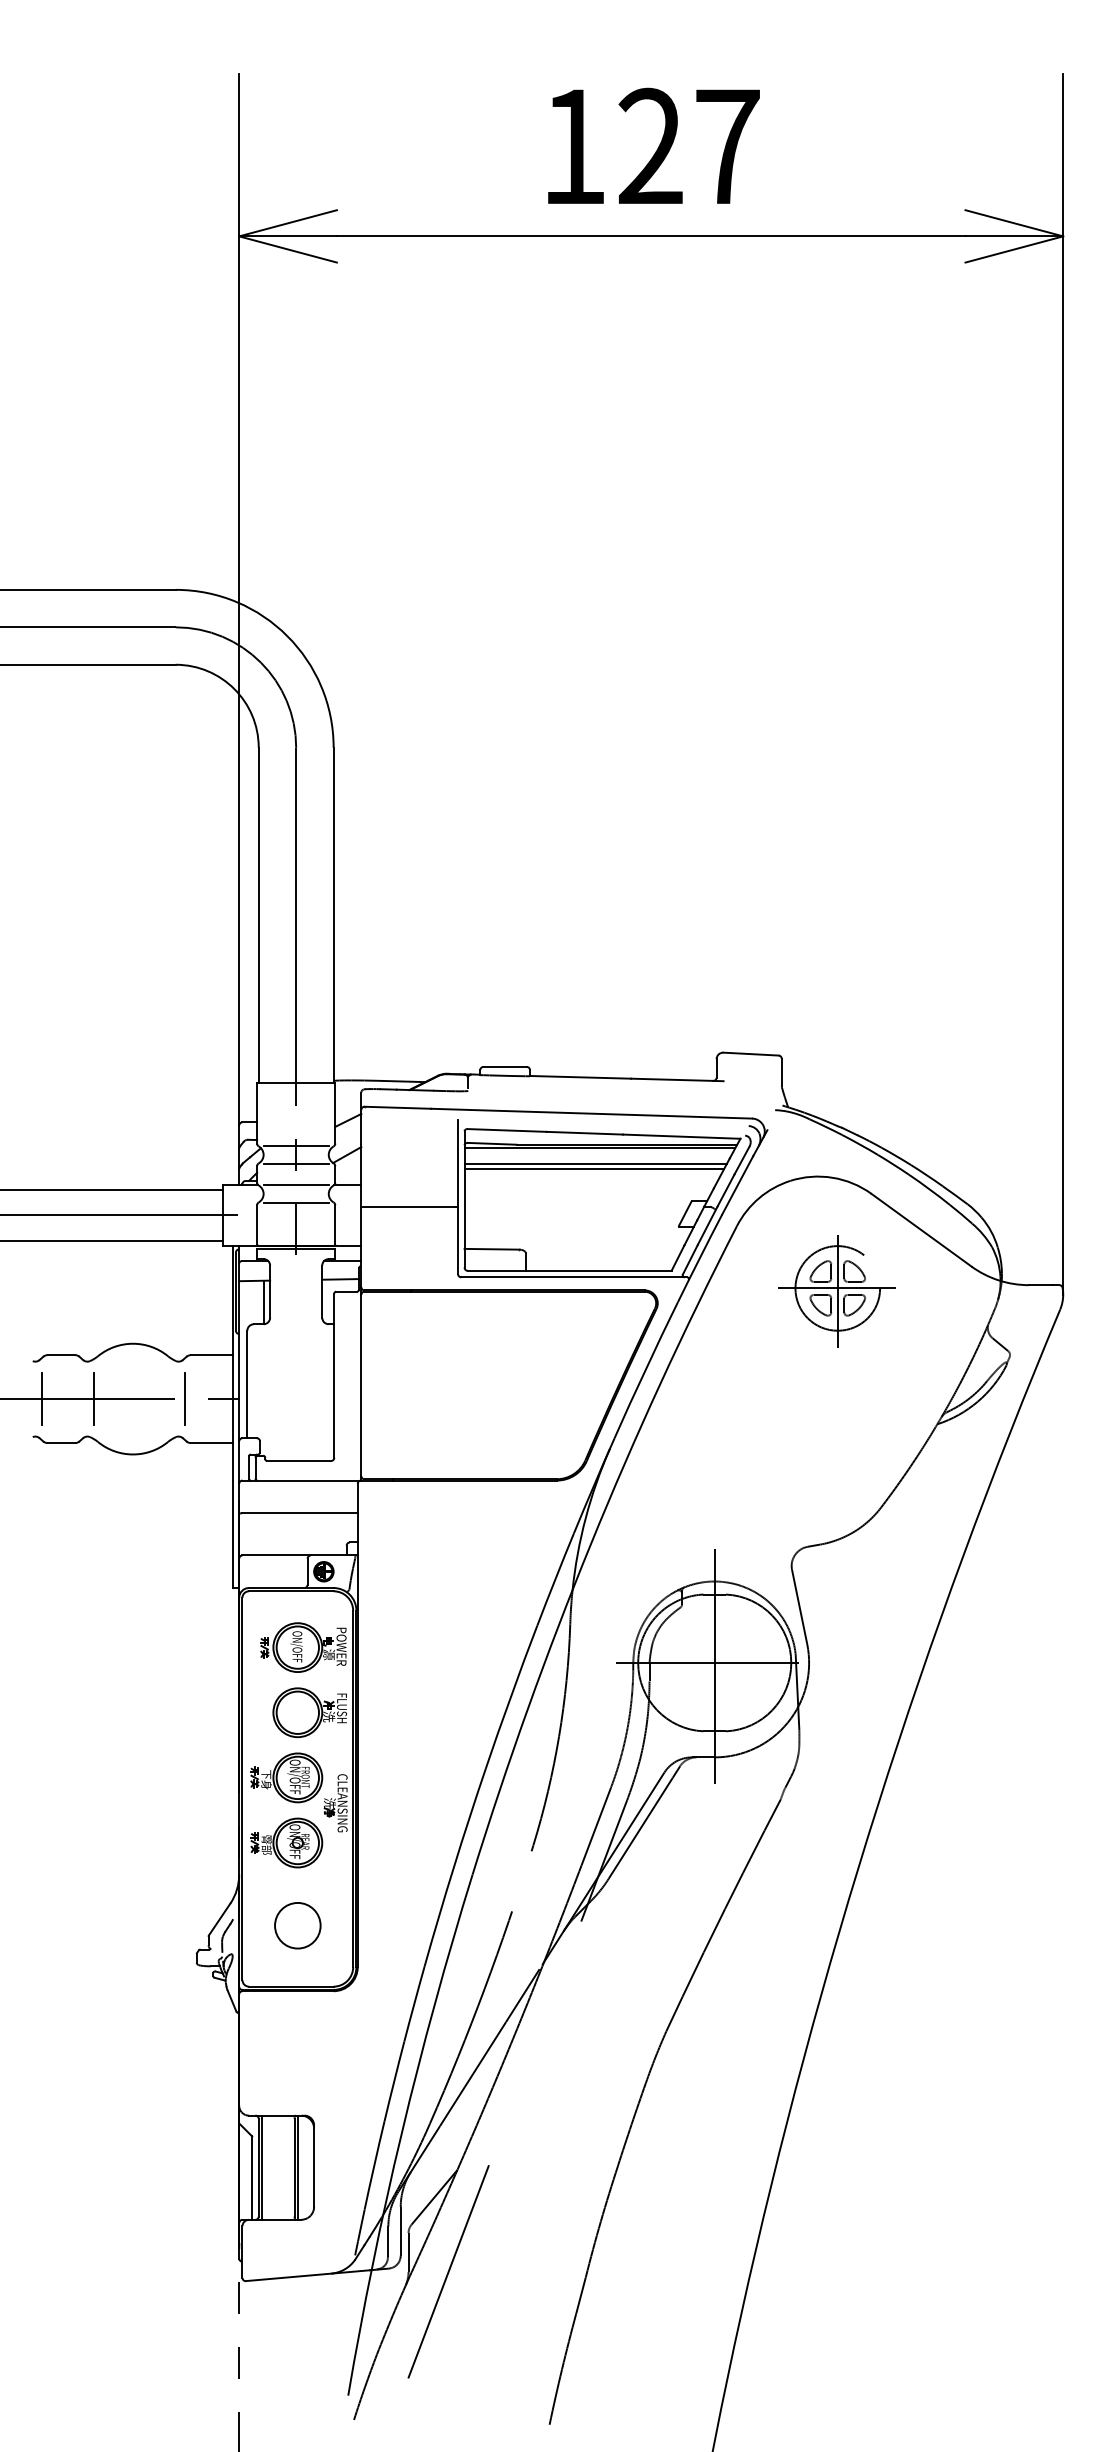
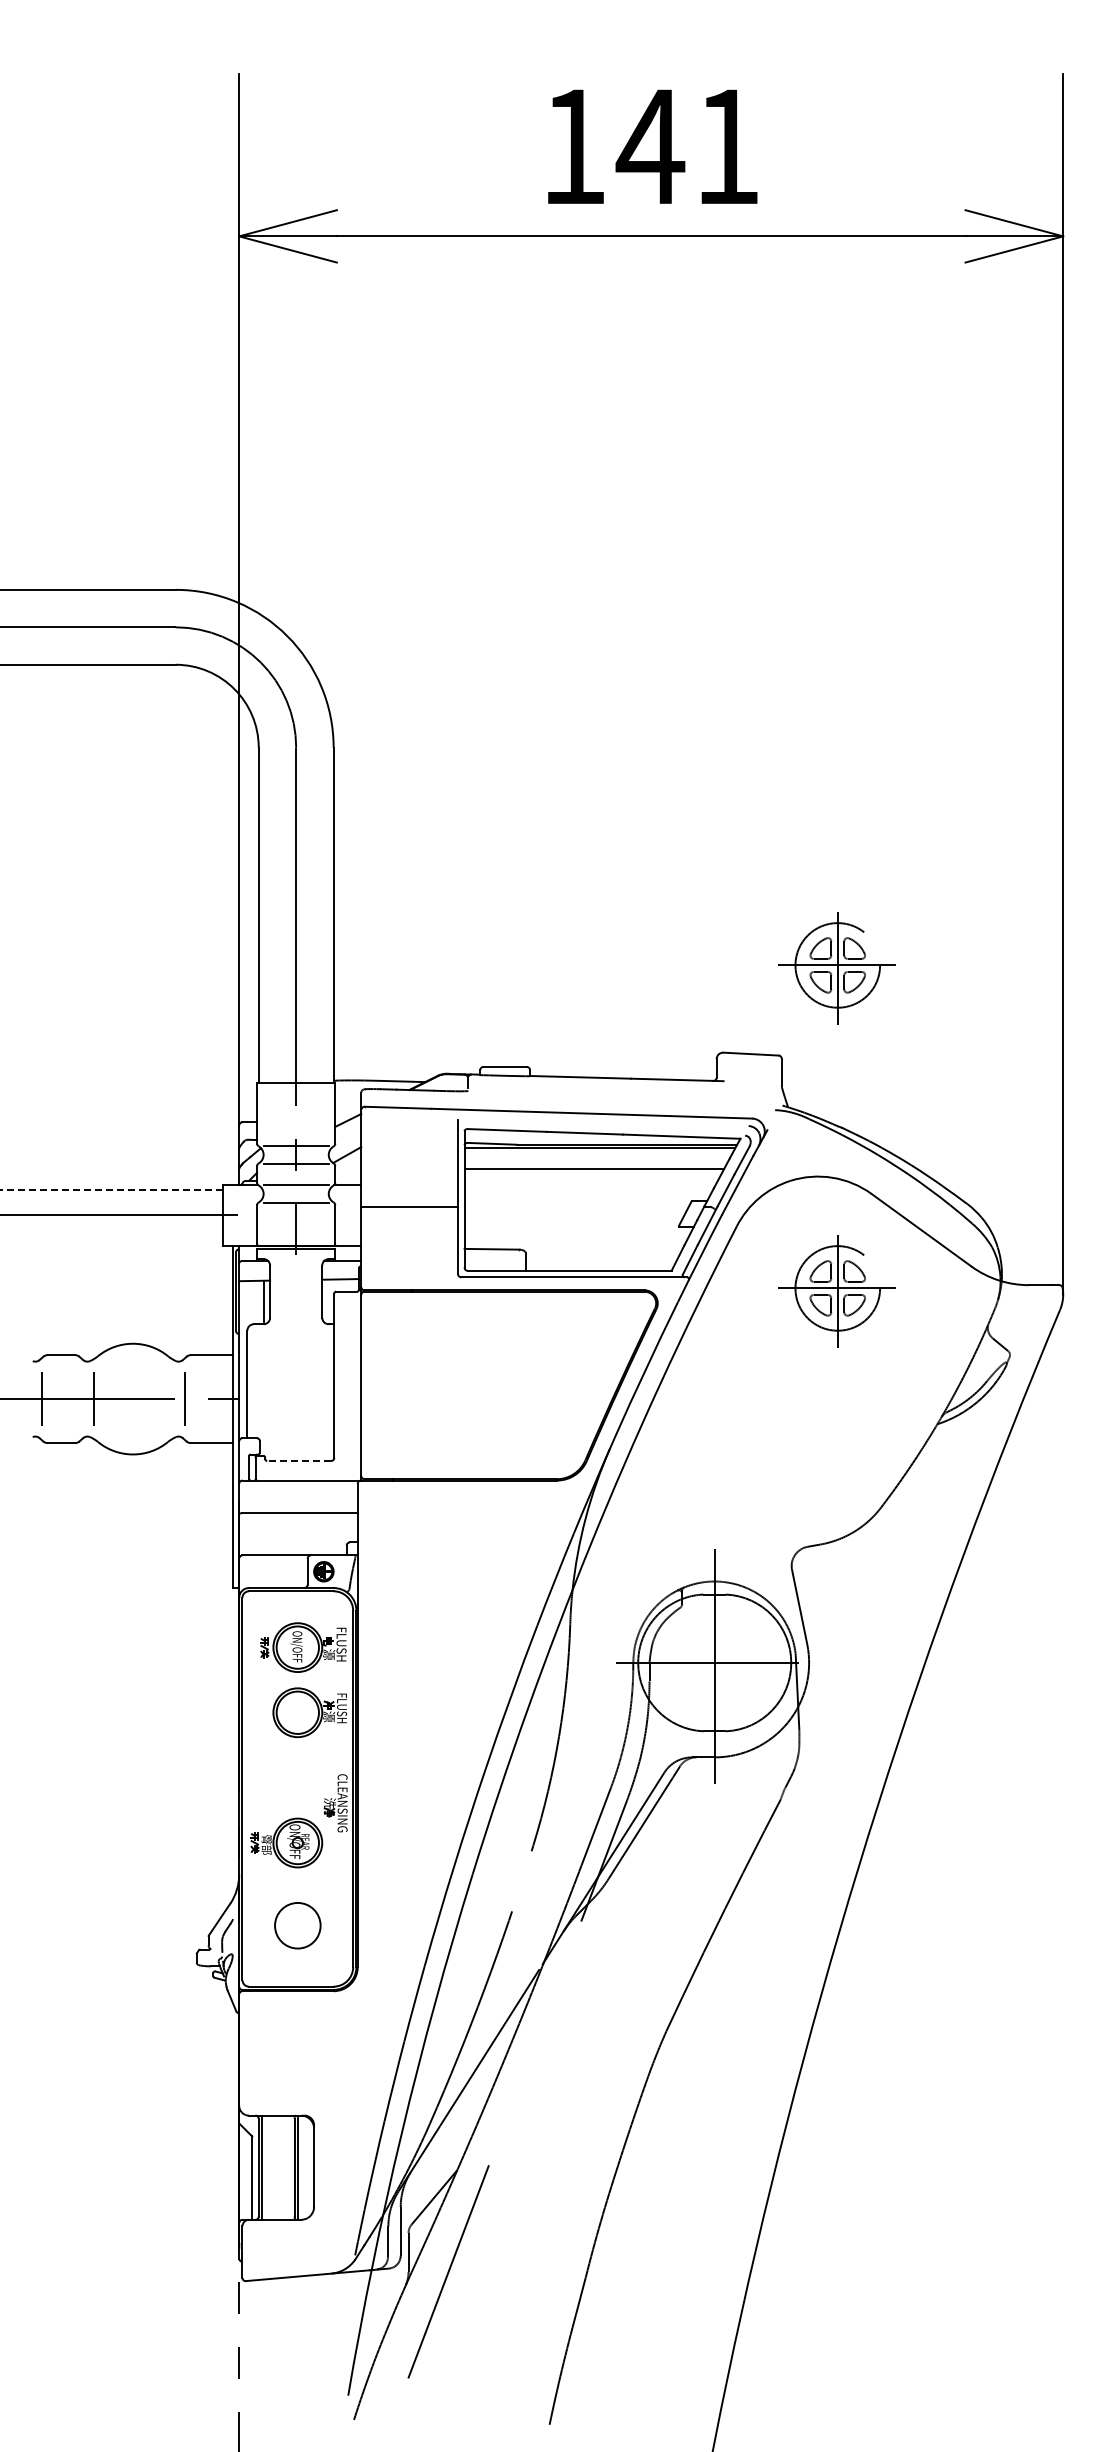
text: 127 -> 141 (687, 145)
part: none -> present (836, 968)
line: present -> none (595, 1164)
line: solid -> dashed (110, 1190)
line: present -> none (112, 1240)
line: solid -> dashed (299, 1461)
text: POWER -> FLUSH (341, 1647)
text: 洗 -> 源 (329, 1717)
part: present -> none (286, 1777)
